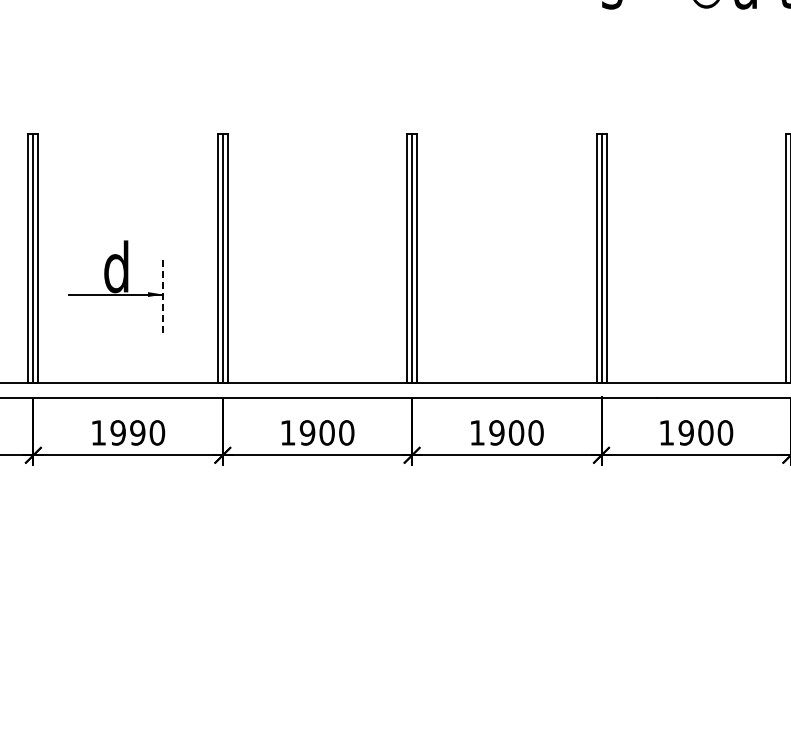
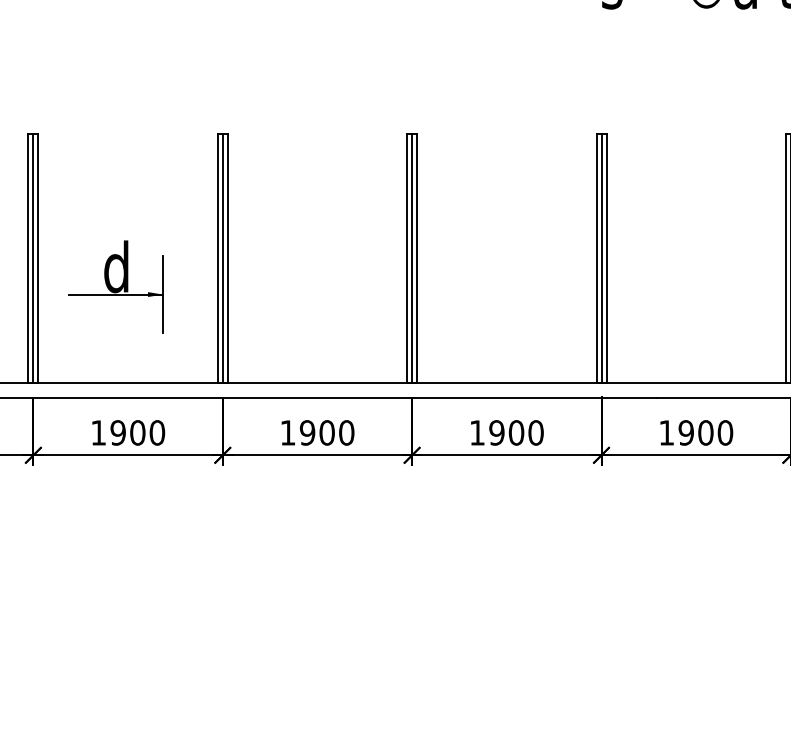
line: dashed -> solid (163, 294)
text: 1990 -> 1900 (137, 432)
